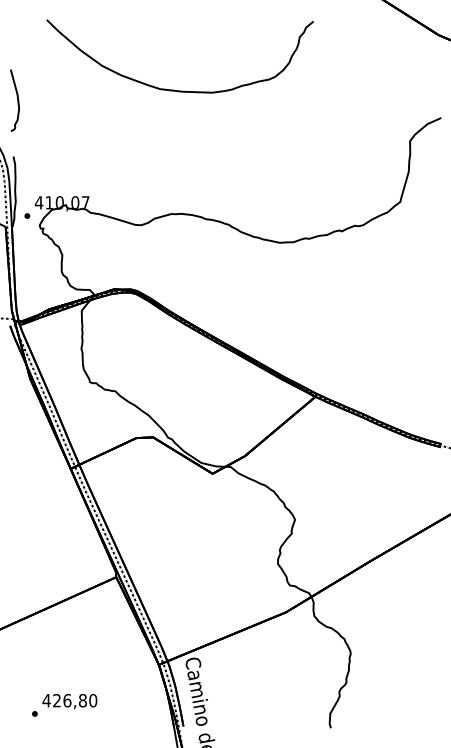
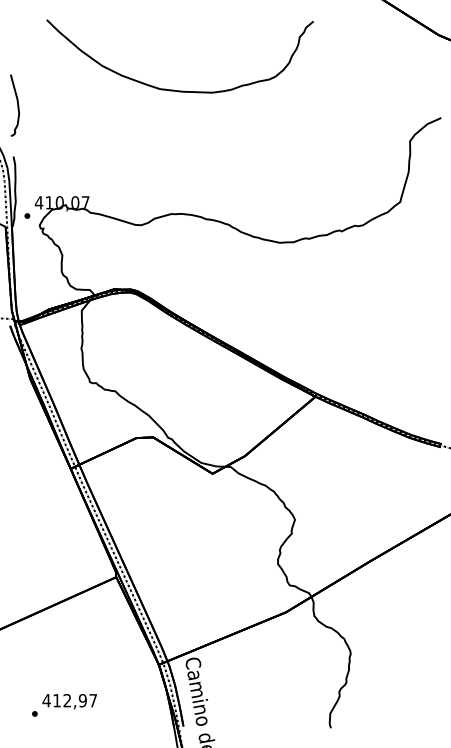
curve position: (17, 100) -> (17, 105) (17, 105)
text: 426,80 -> 412,97 (75, 700)
